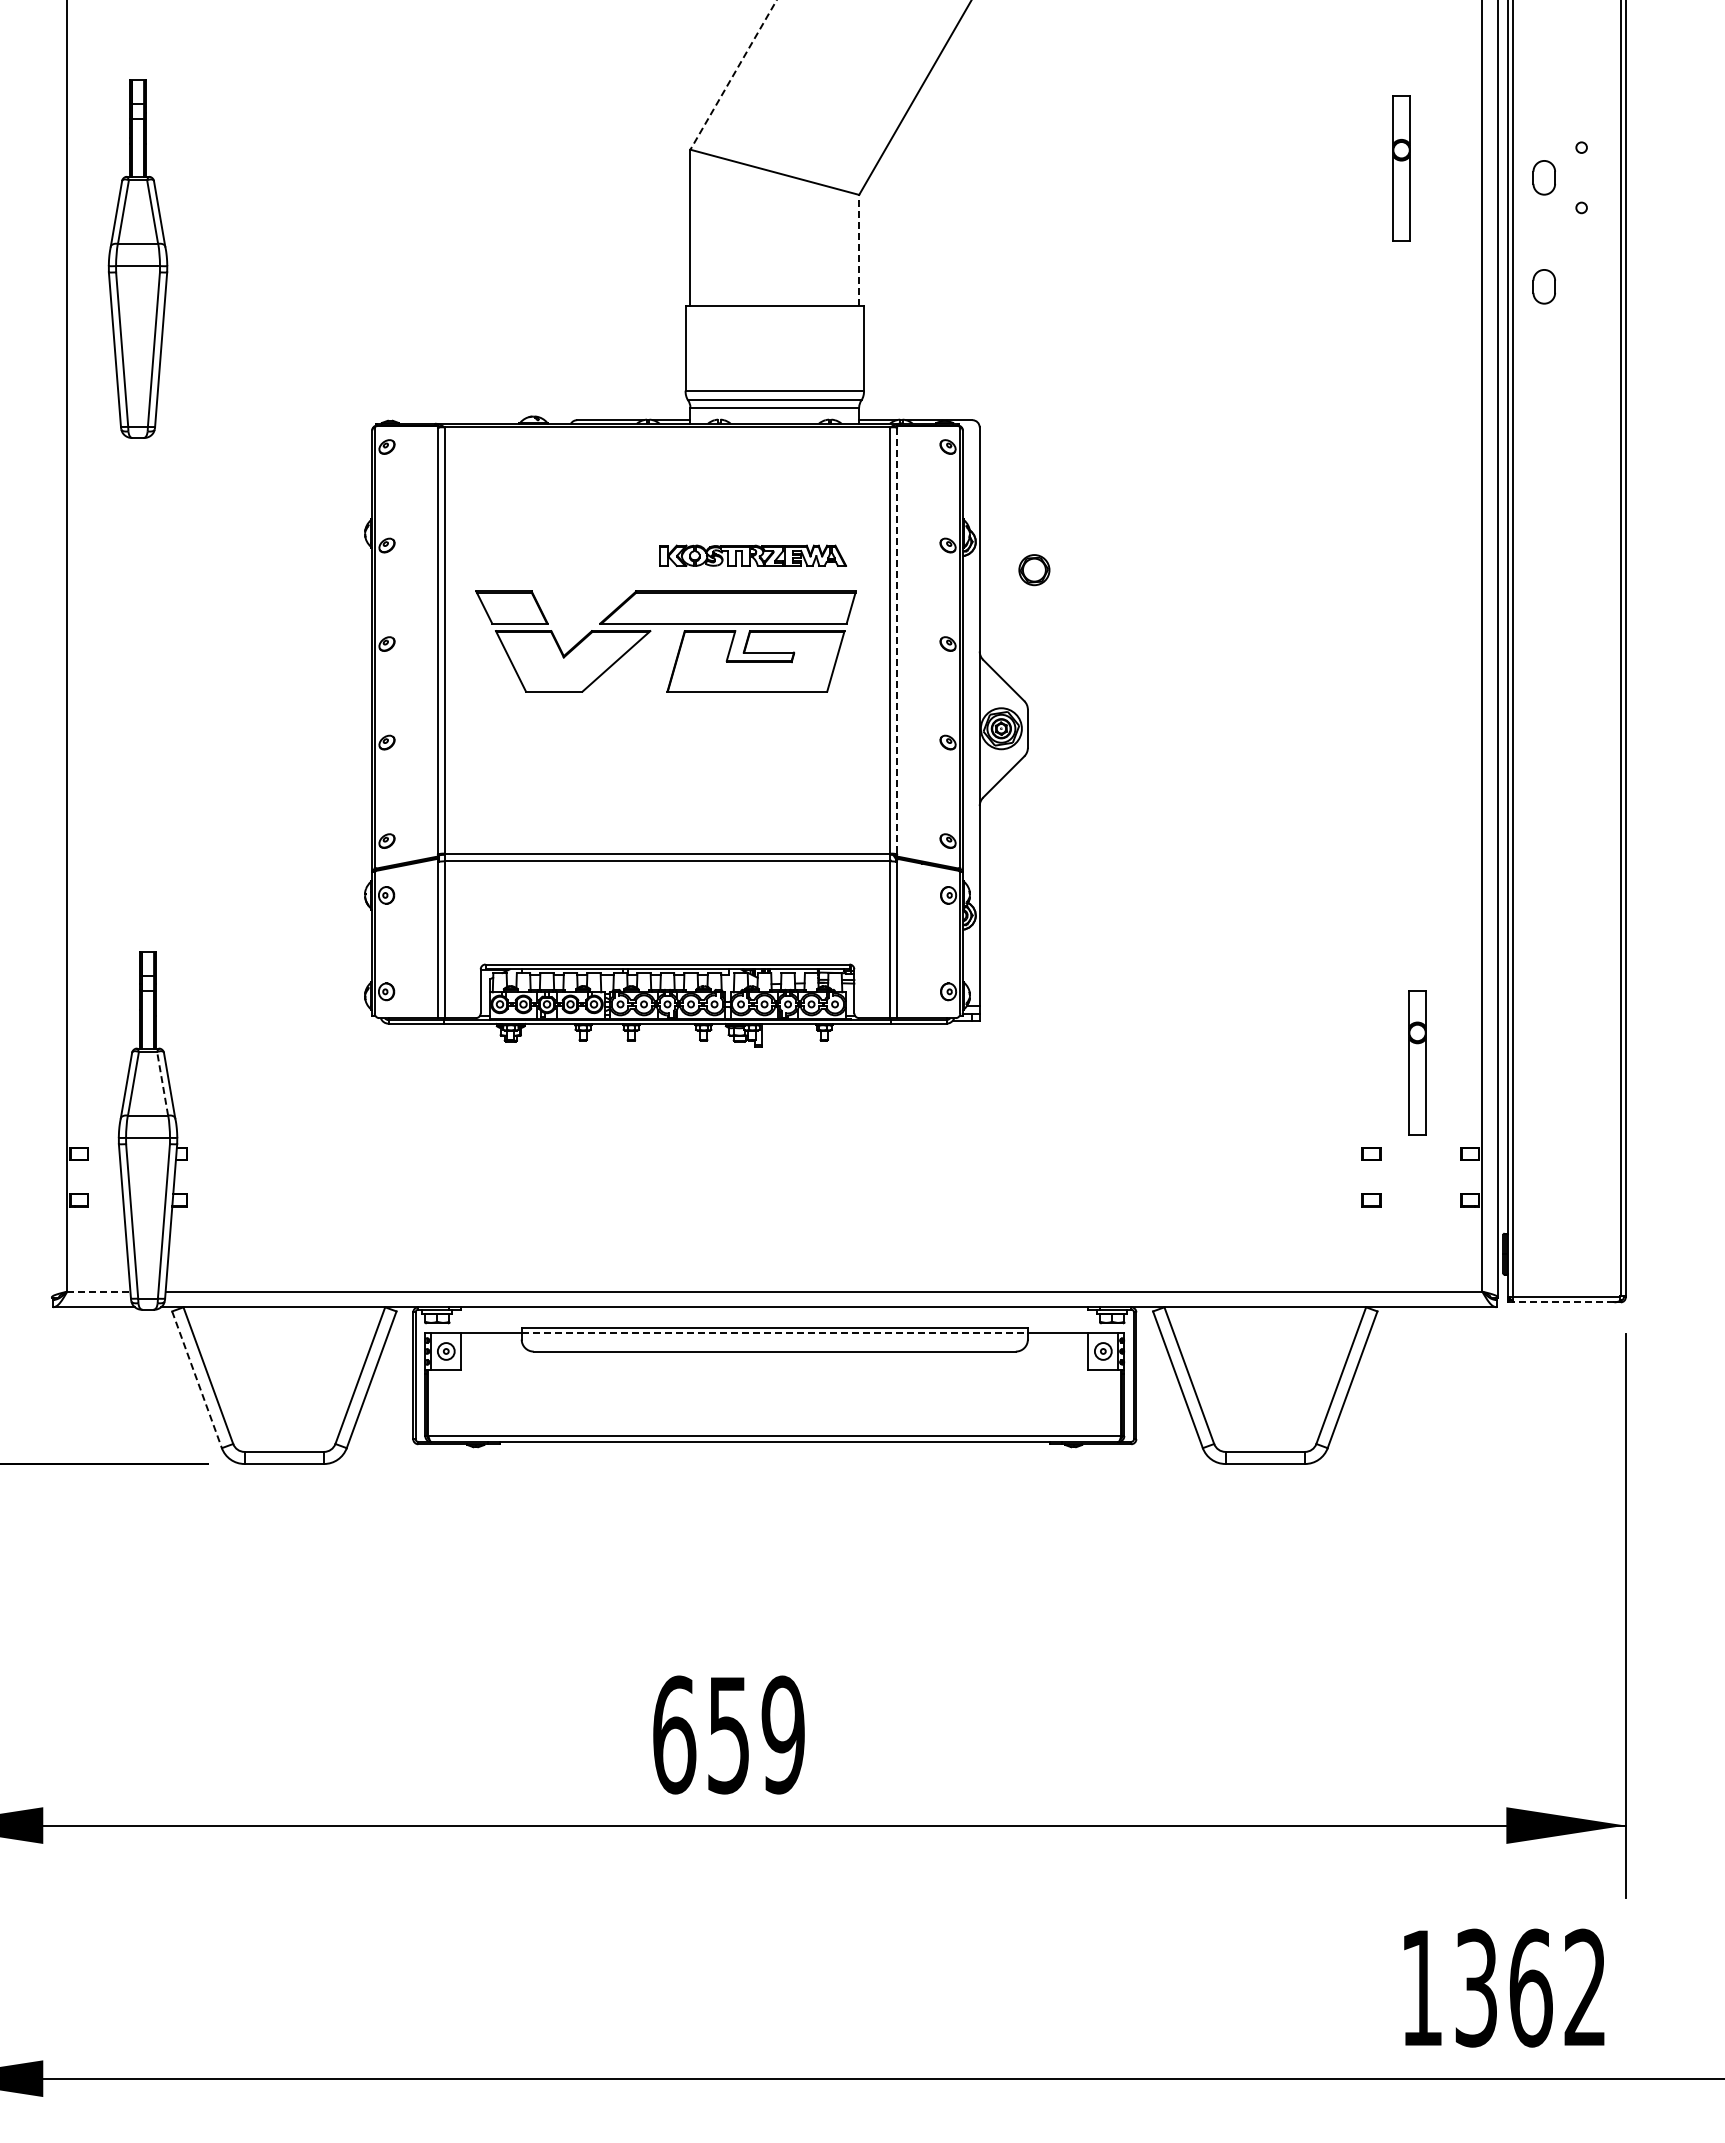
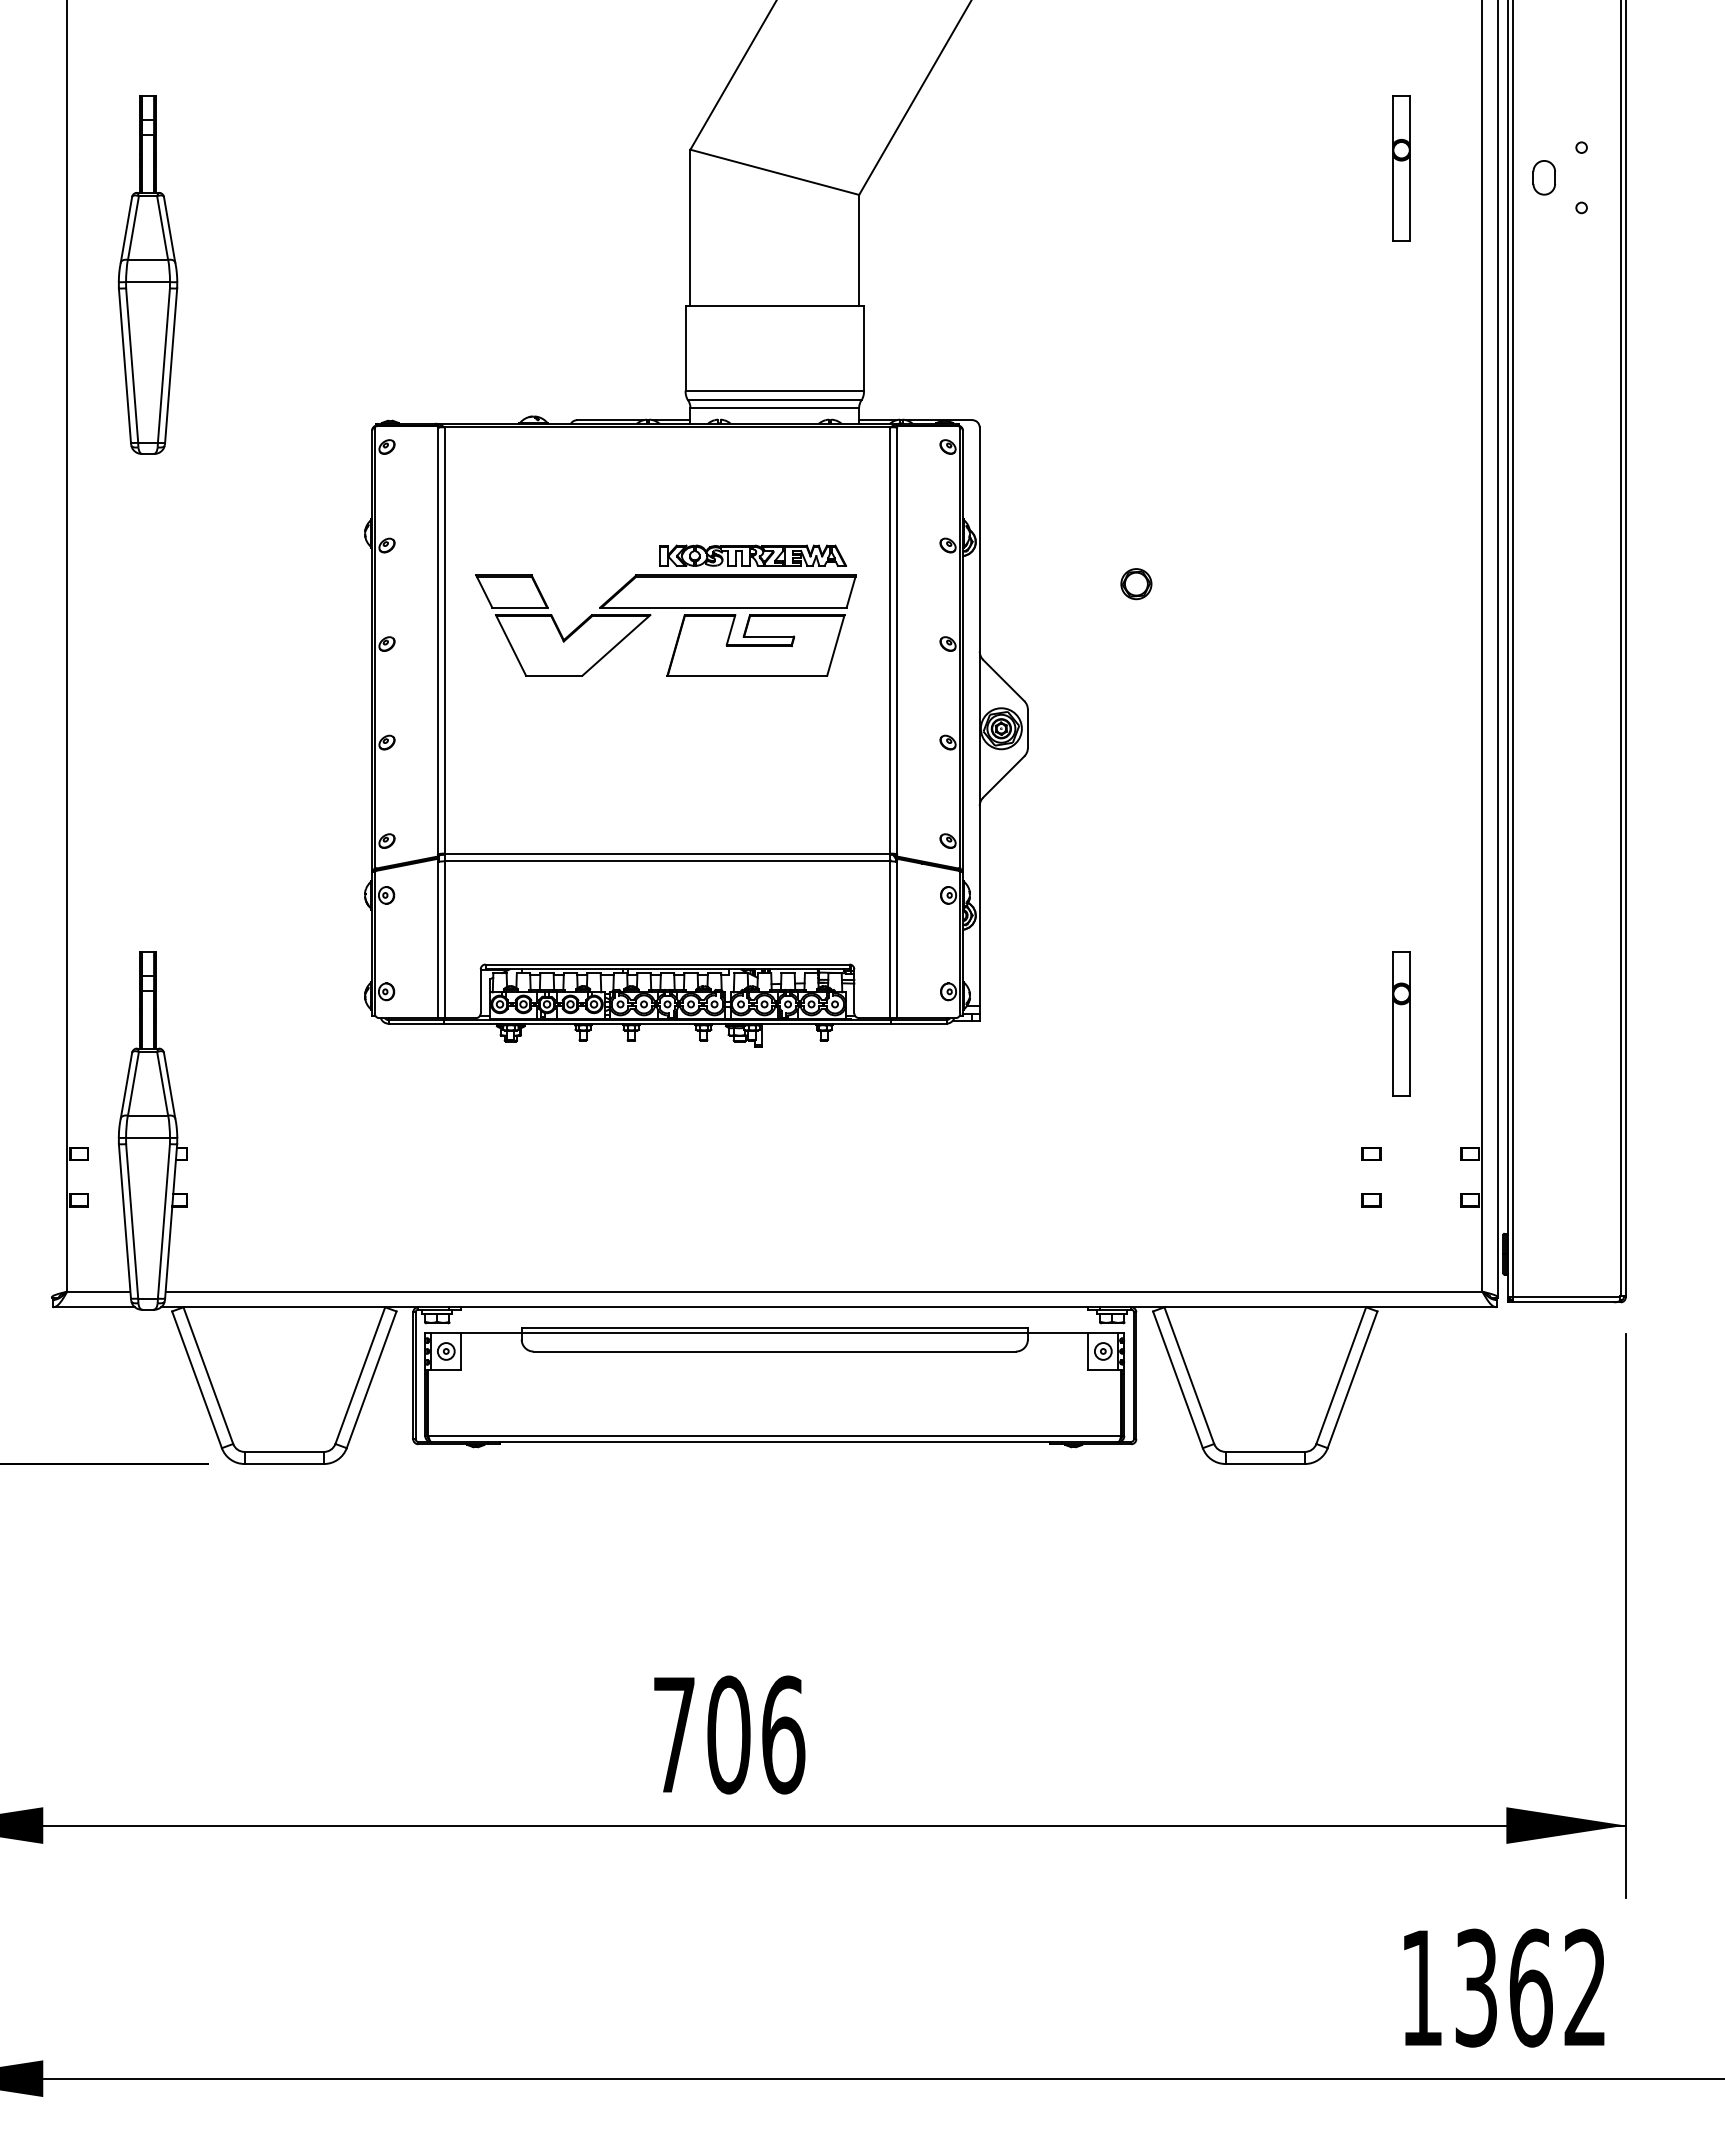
line: dashed -> solid (733, 75)
line: dashed -> solid (859, 250)
part position: (137, 258) -> (147, 274) (147, 274)
part: present -> none (1543, 286)
part position: (1034, 570) -> (1136, 584) (1136, 584)
line: dashed -> solid (897, 641)
part position: (679, 645) -> (679, 629) (679, 629)
part position: (1417, 1062) -> (1401, 1023) (1401, 1023)
line: dashed -> solid (162, 1083)
line: dashed -> solid (98, 1291)
line: dashed -> solid (1563, 1302)
line: dashed -> solid (775, 1333)
line: dashed -> solid (197, 1379)
text: 659 -> 706 (729, 1734)
